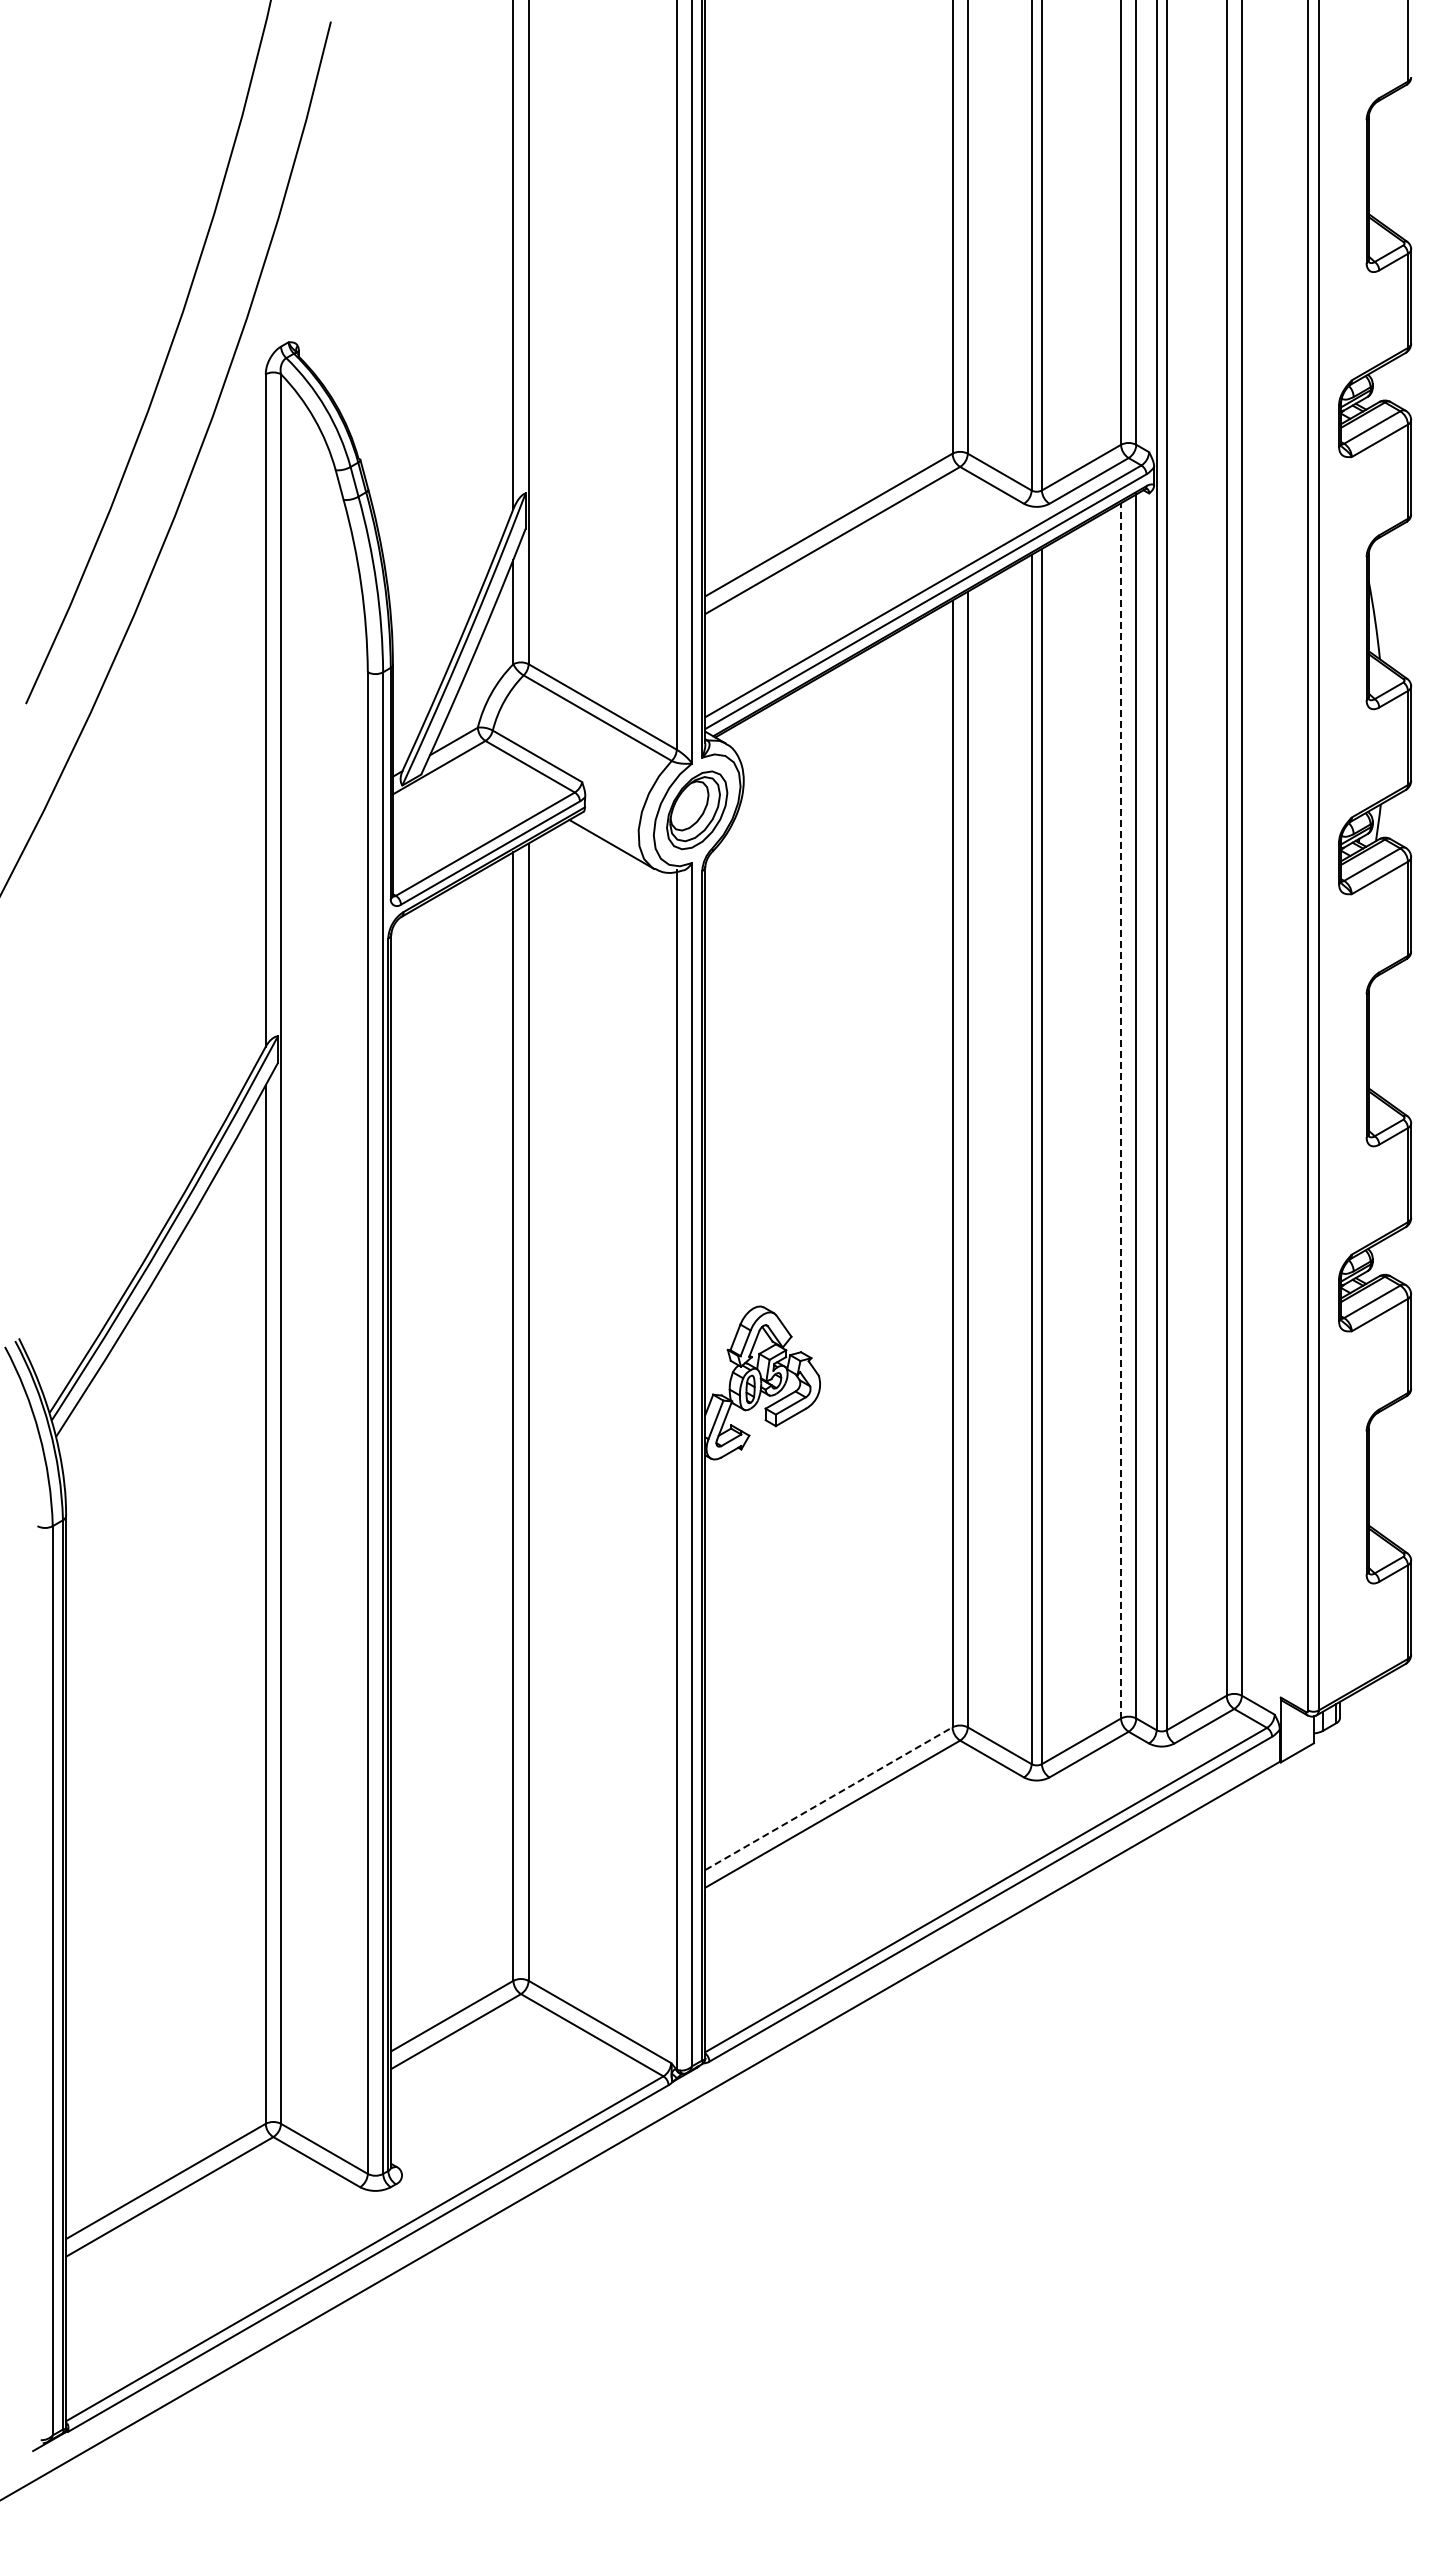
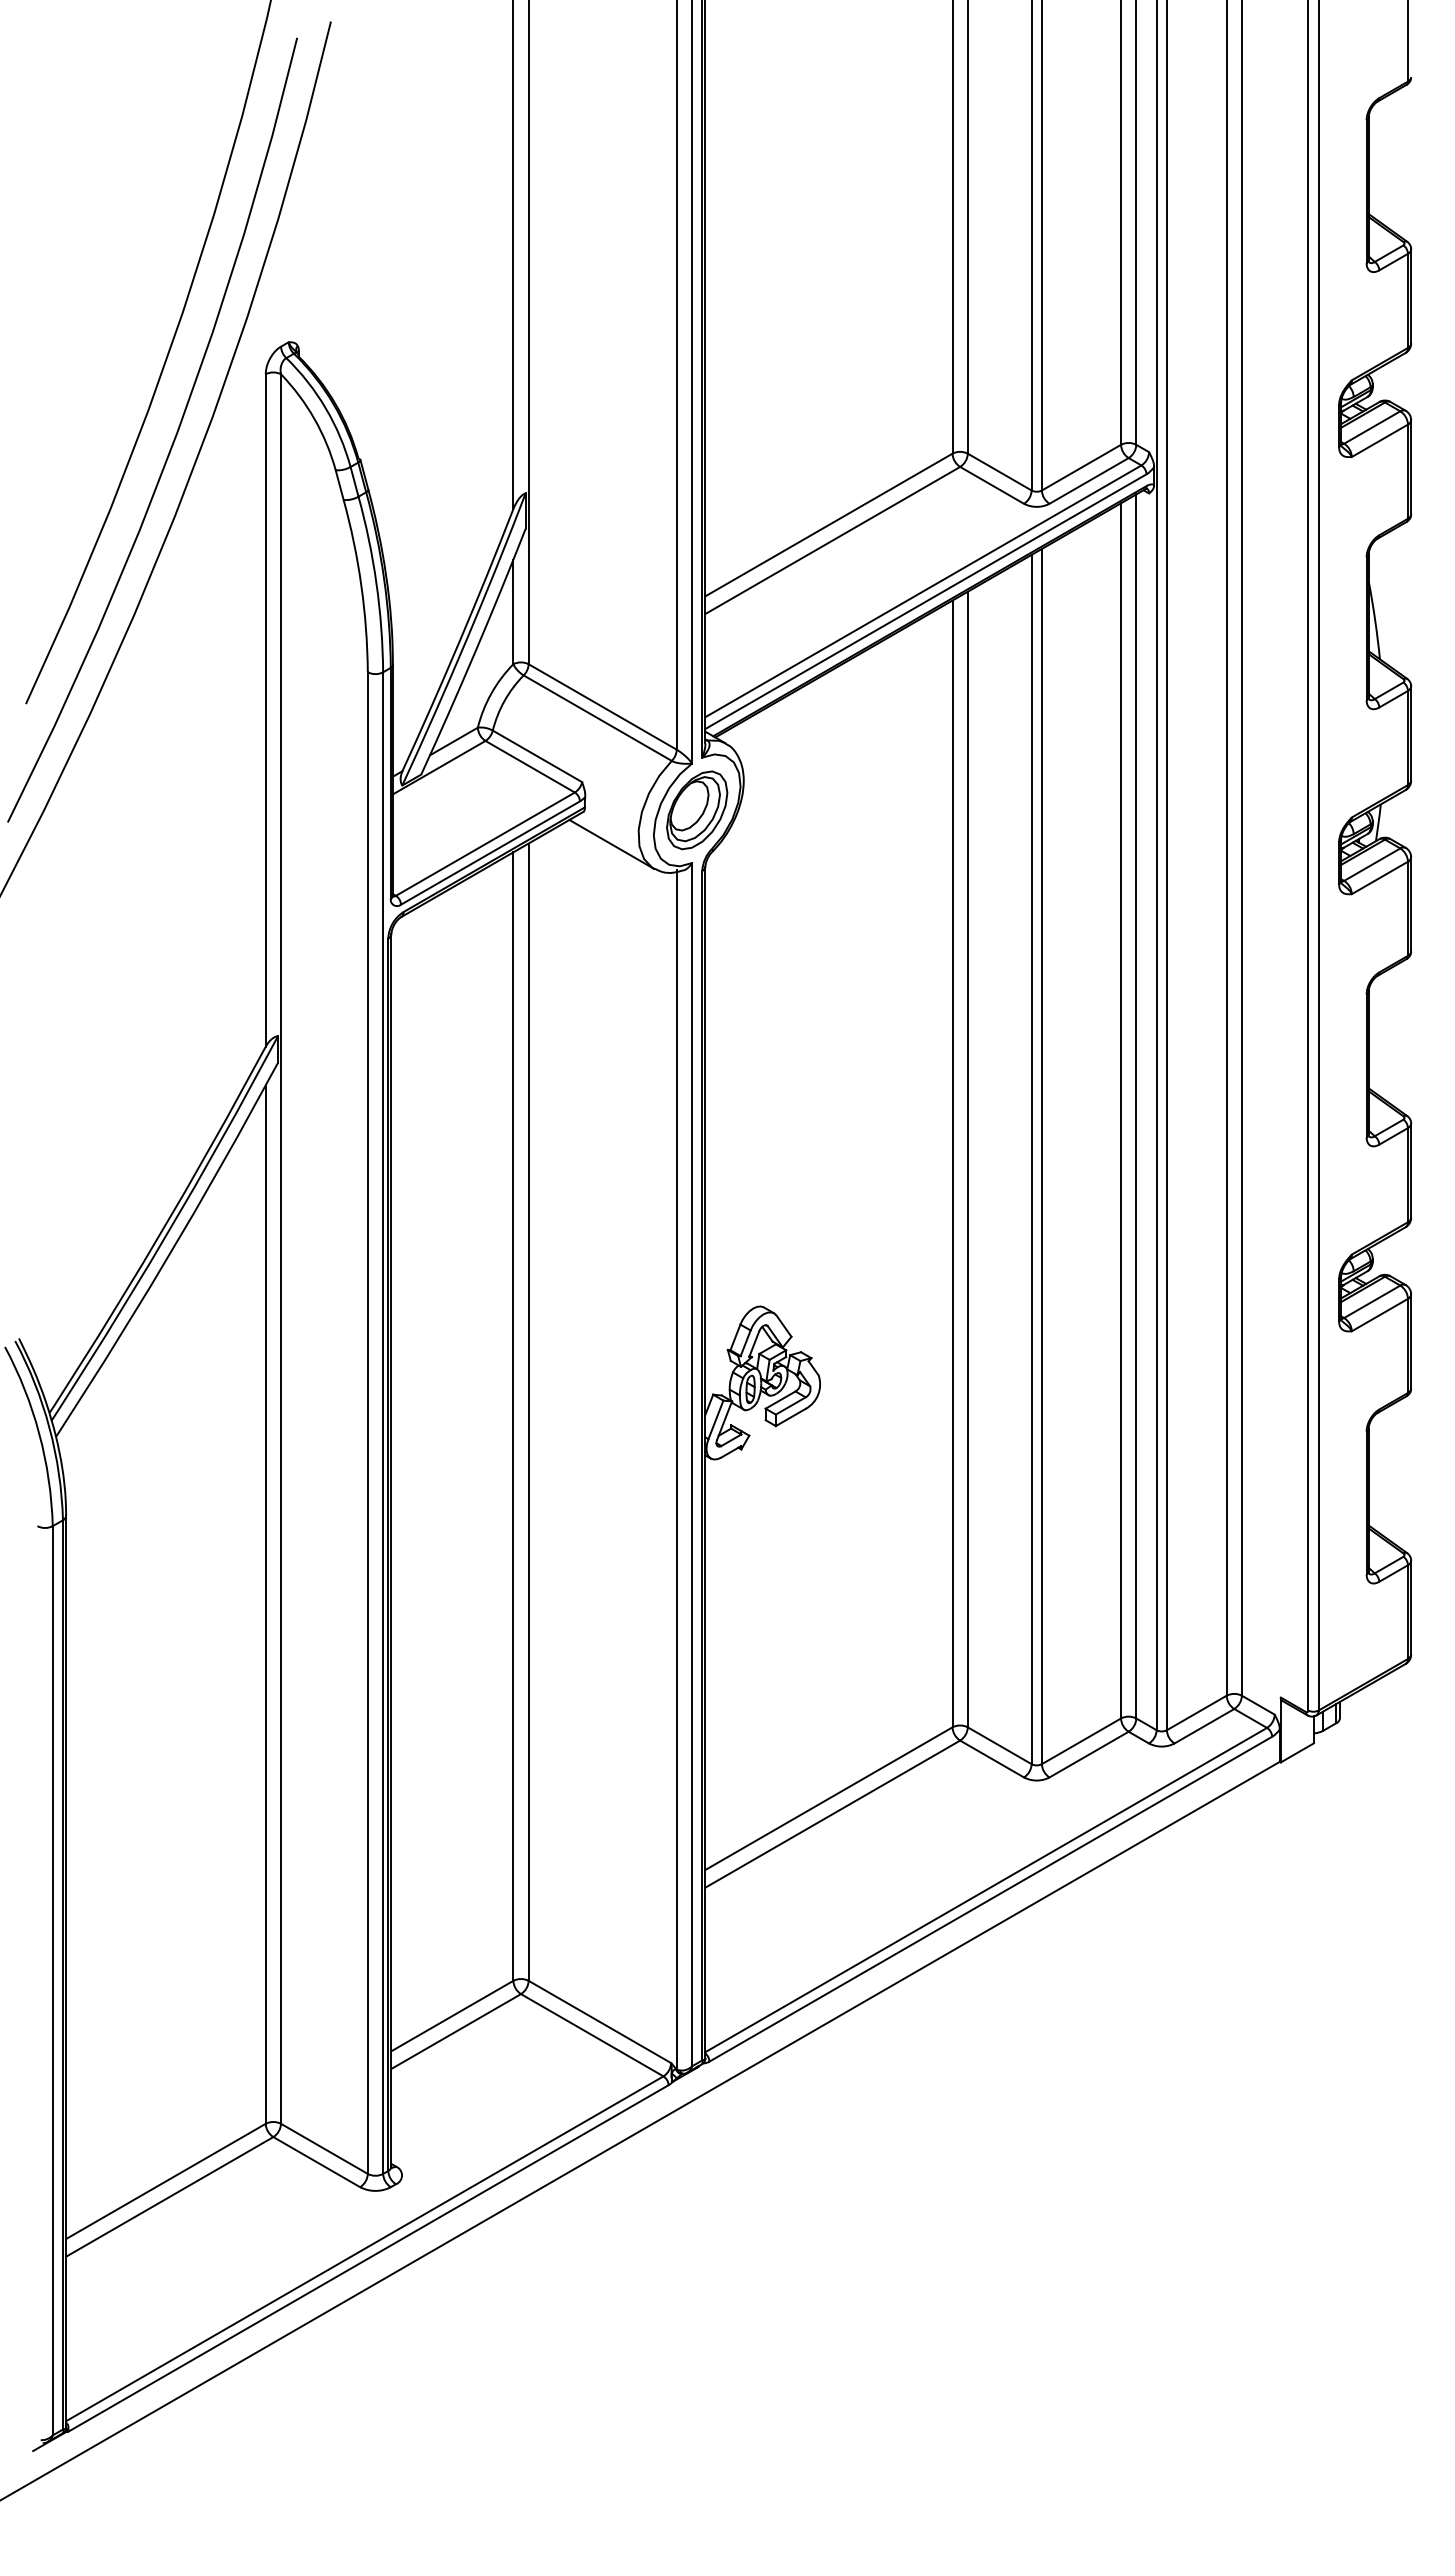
curve: none -> present (174, 436)
line: dashed -> solid (1121, 1110)
line: dashed -> solid (829, 1798)
